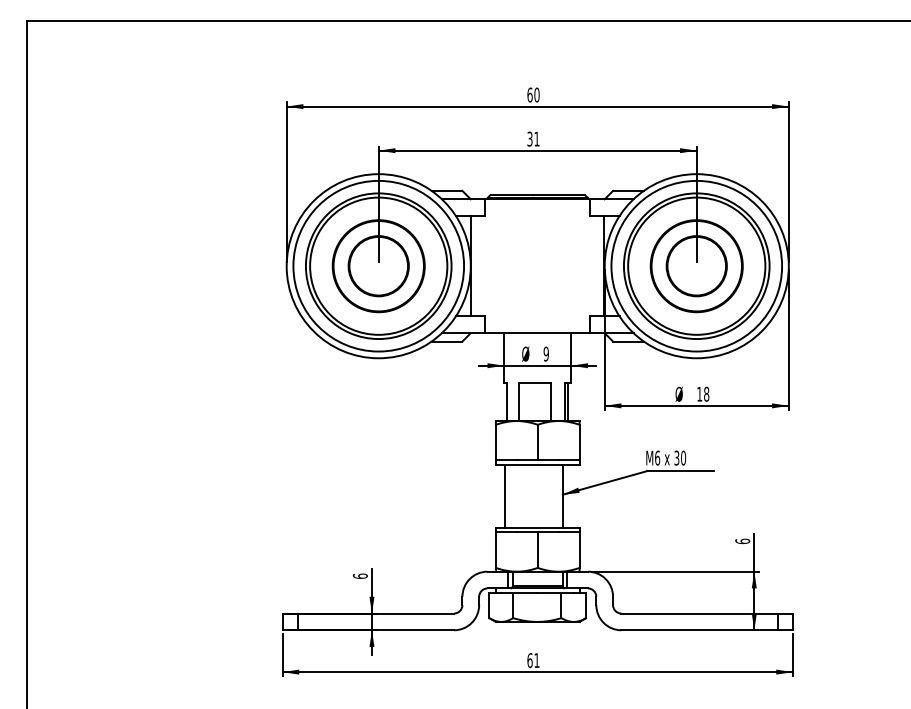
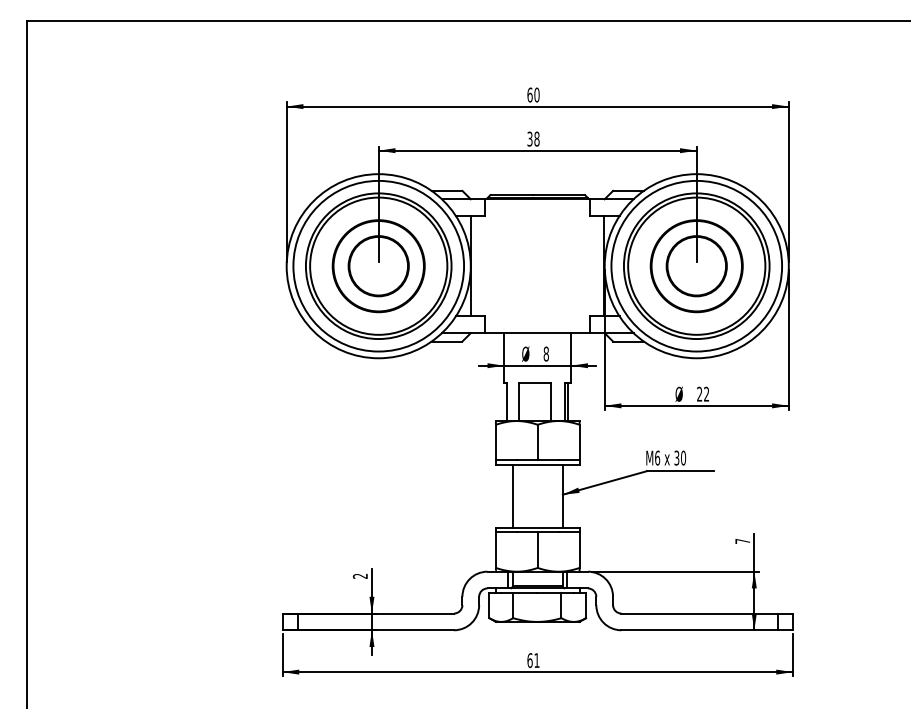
text: 31 -> 38 (536, 138)
text: 9 -> 8 (545, 353)
text: 18 -> 22 (703, 393)
line position: (504, 496) -> (512, 496) (512, 496)
text: 6 -> 7 (742, 541)
text: 6 -> 2 (359, 575)
